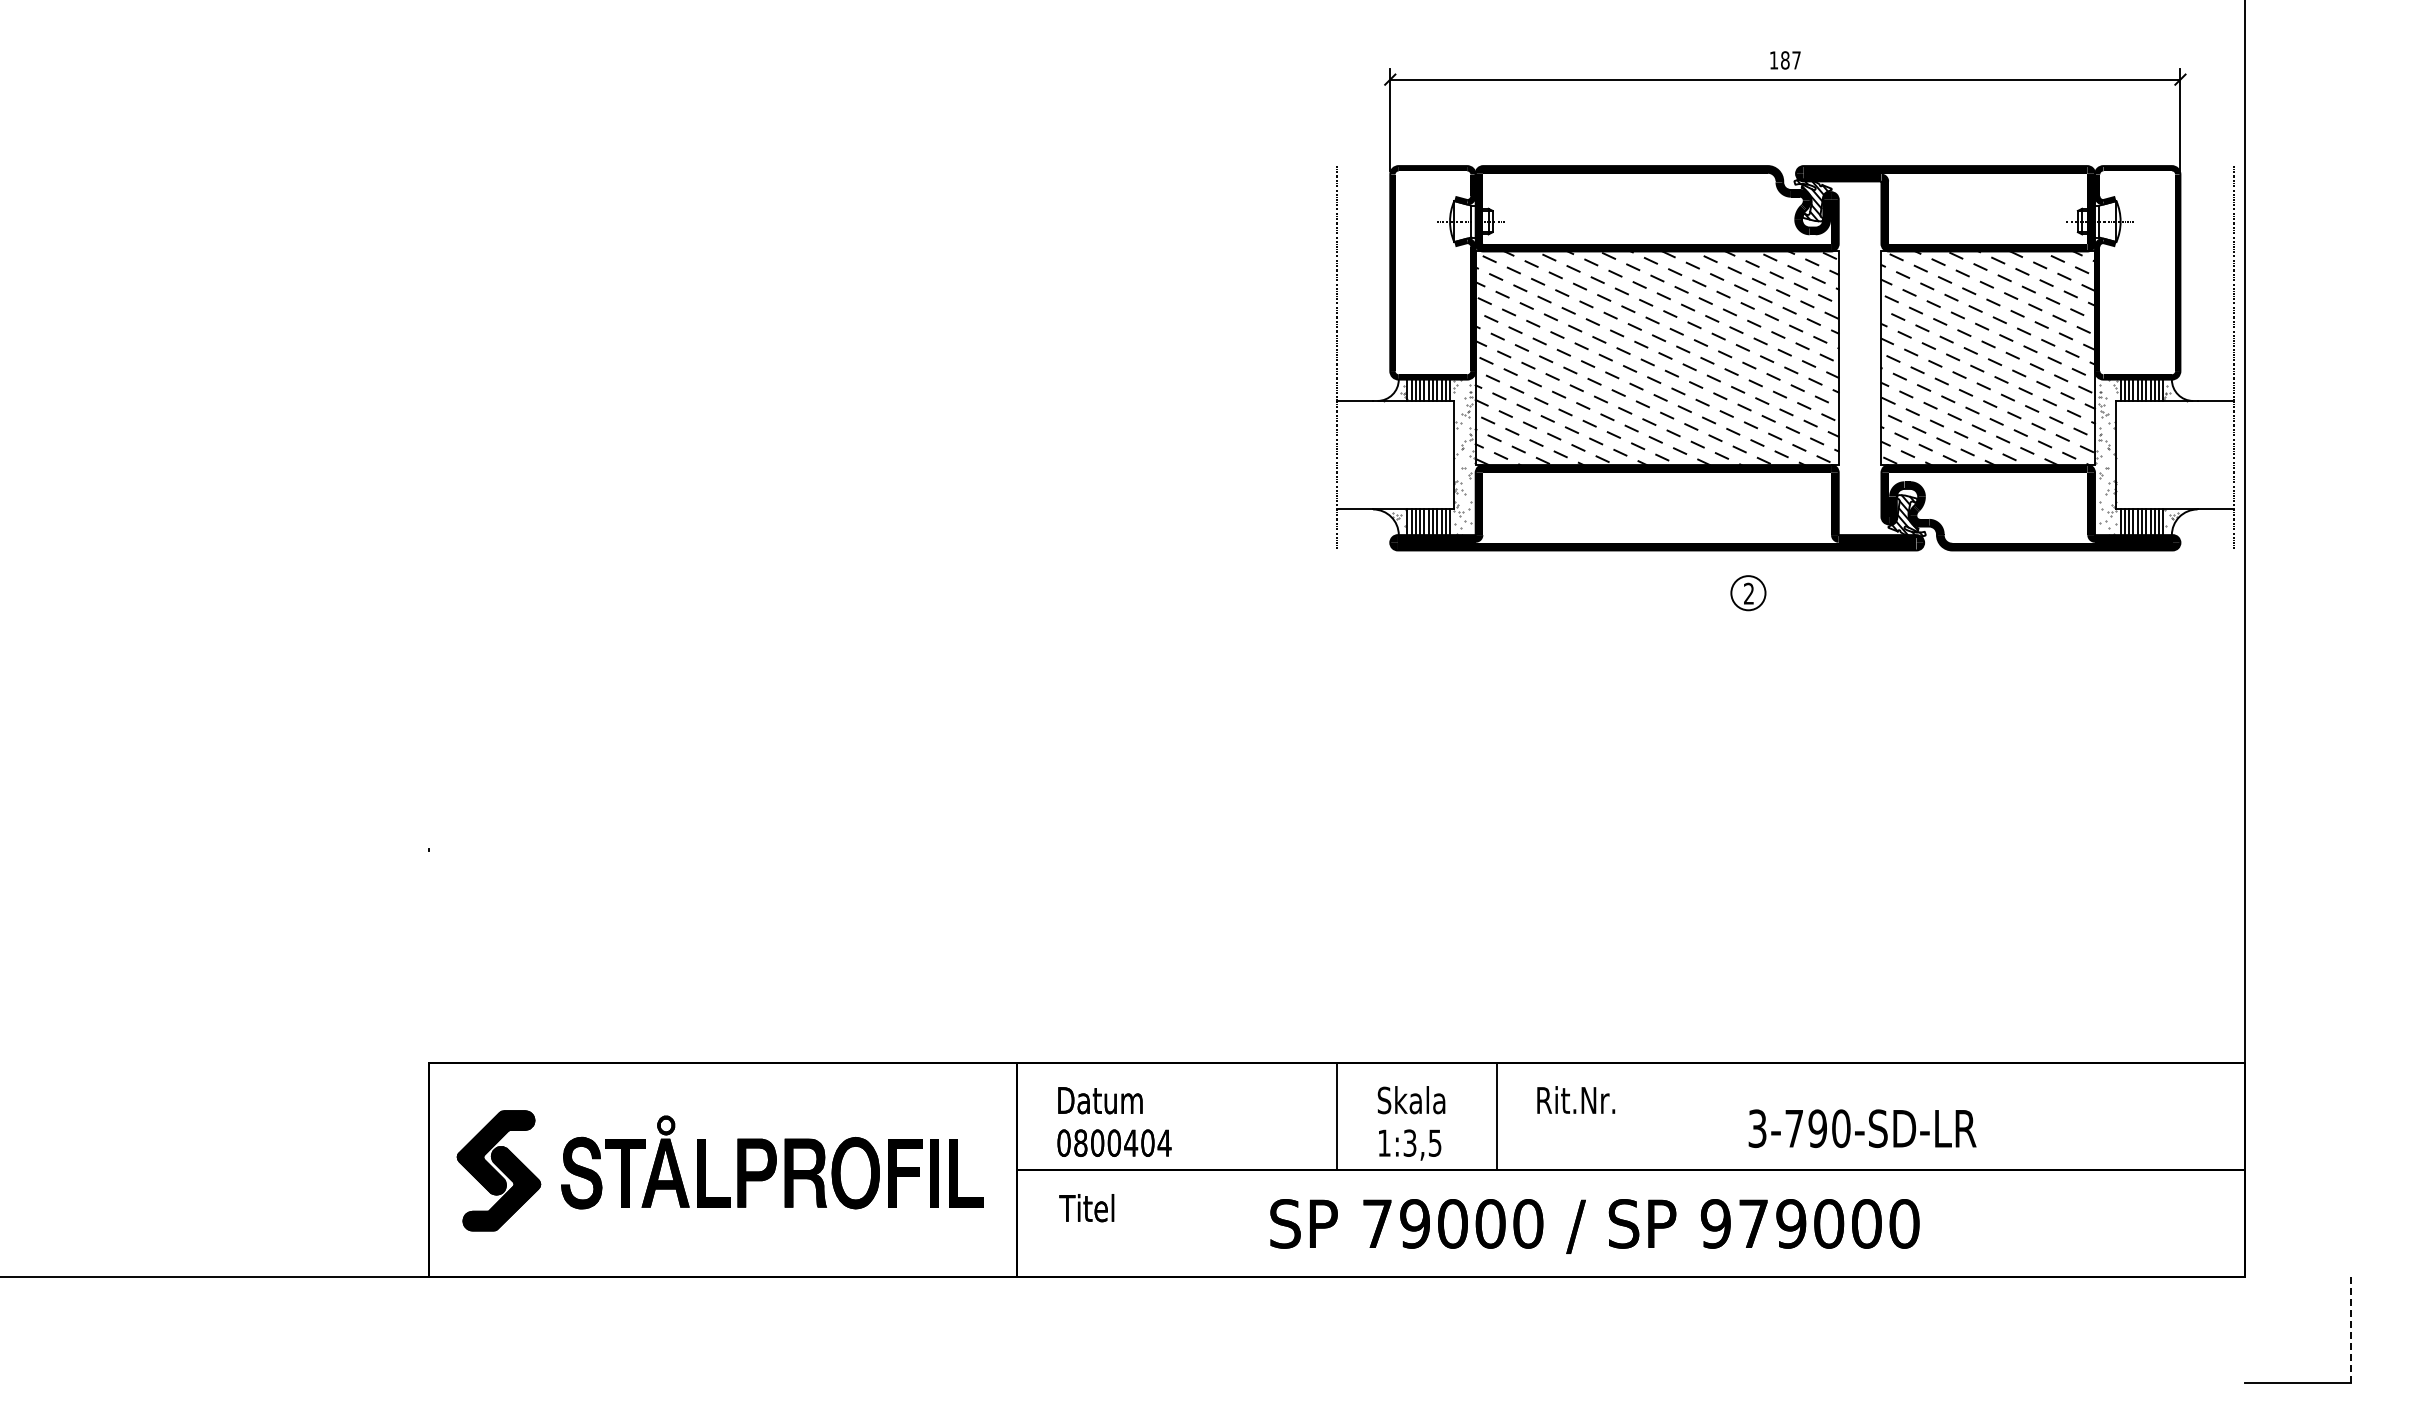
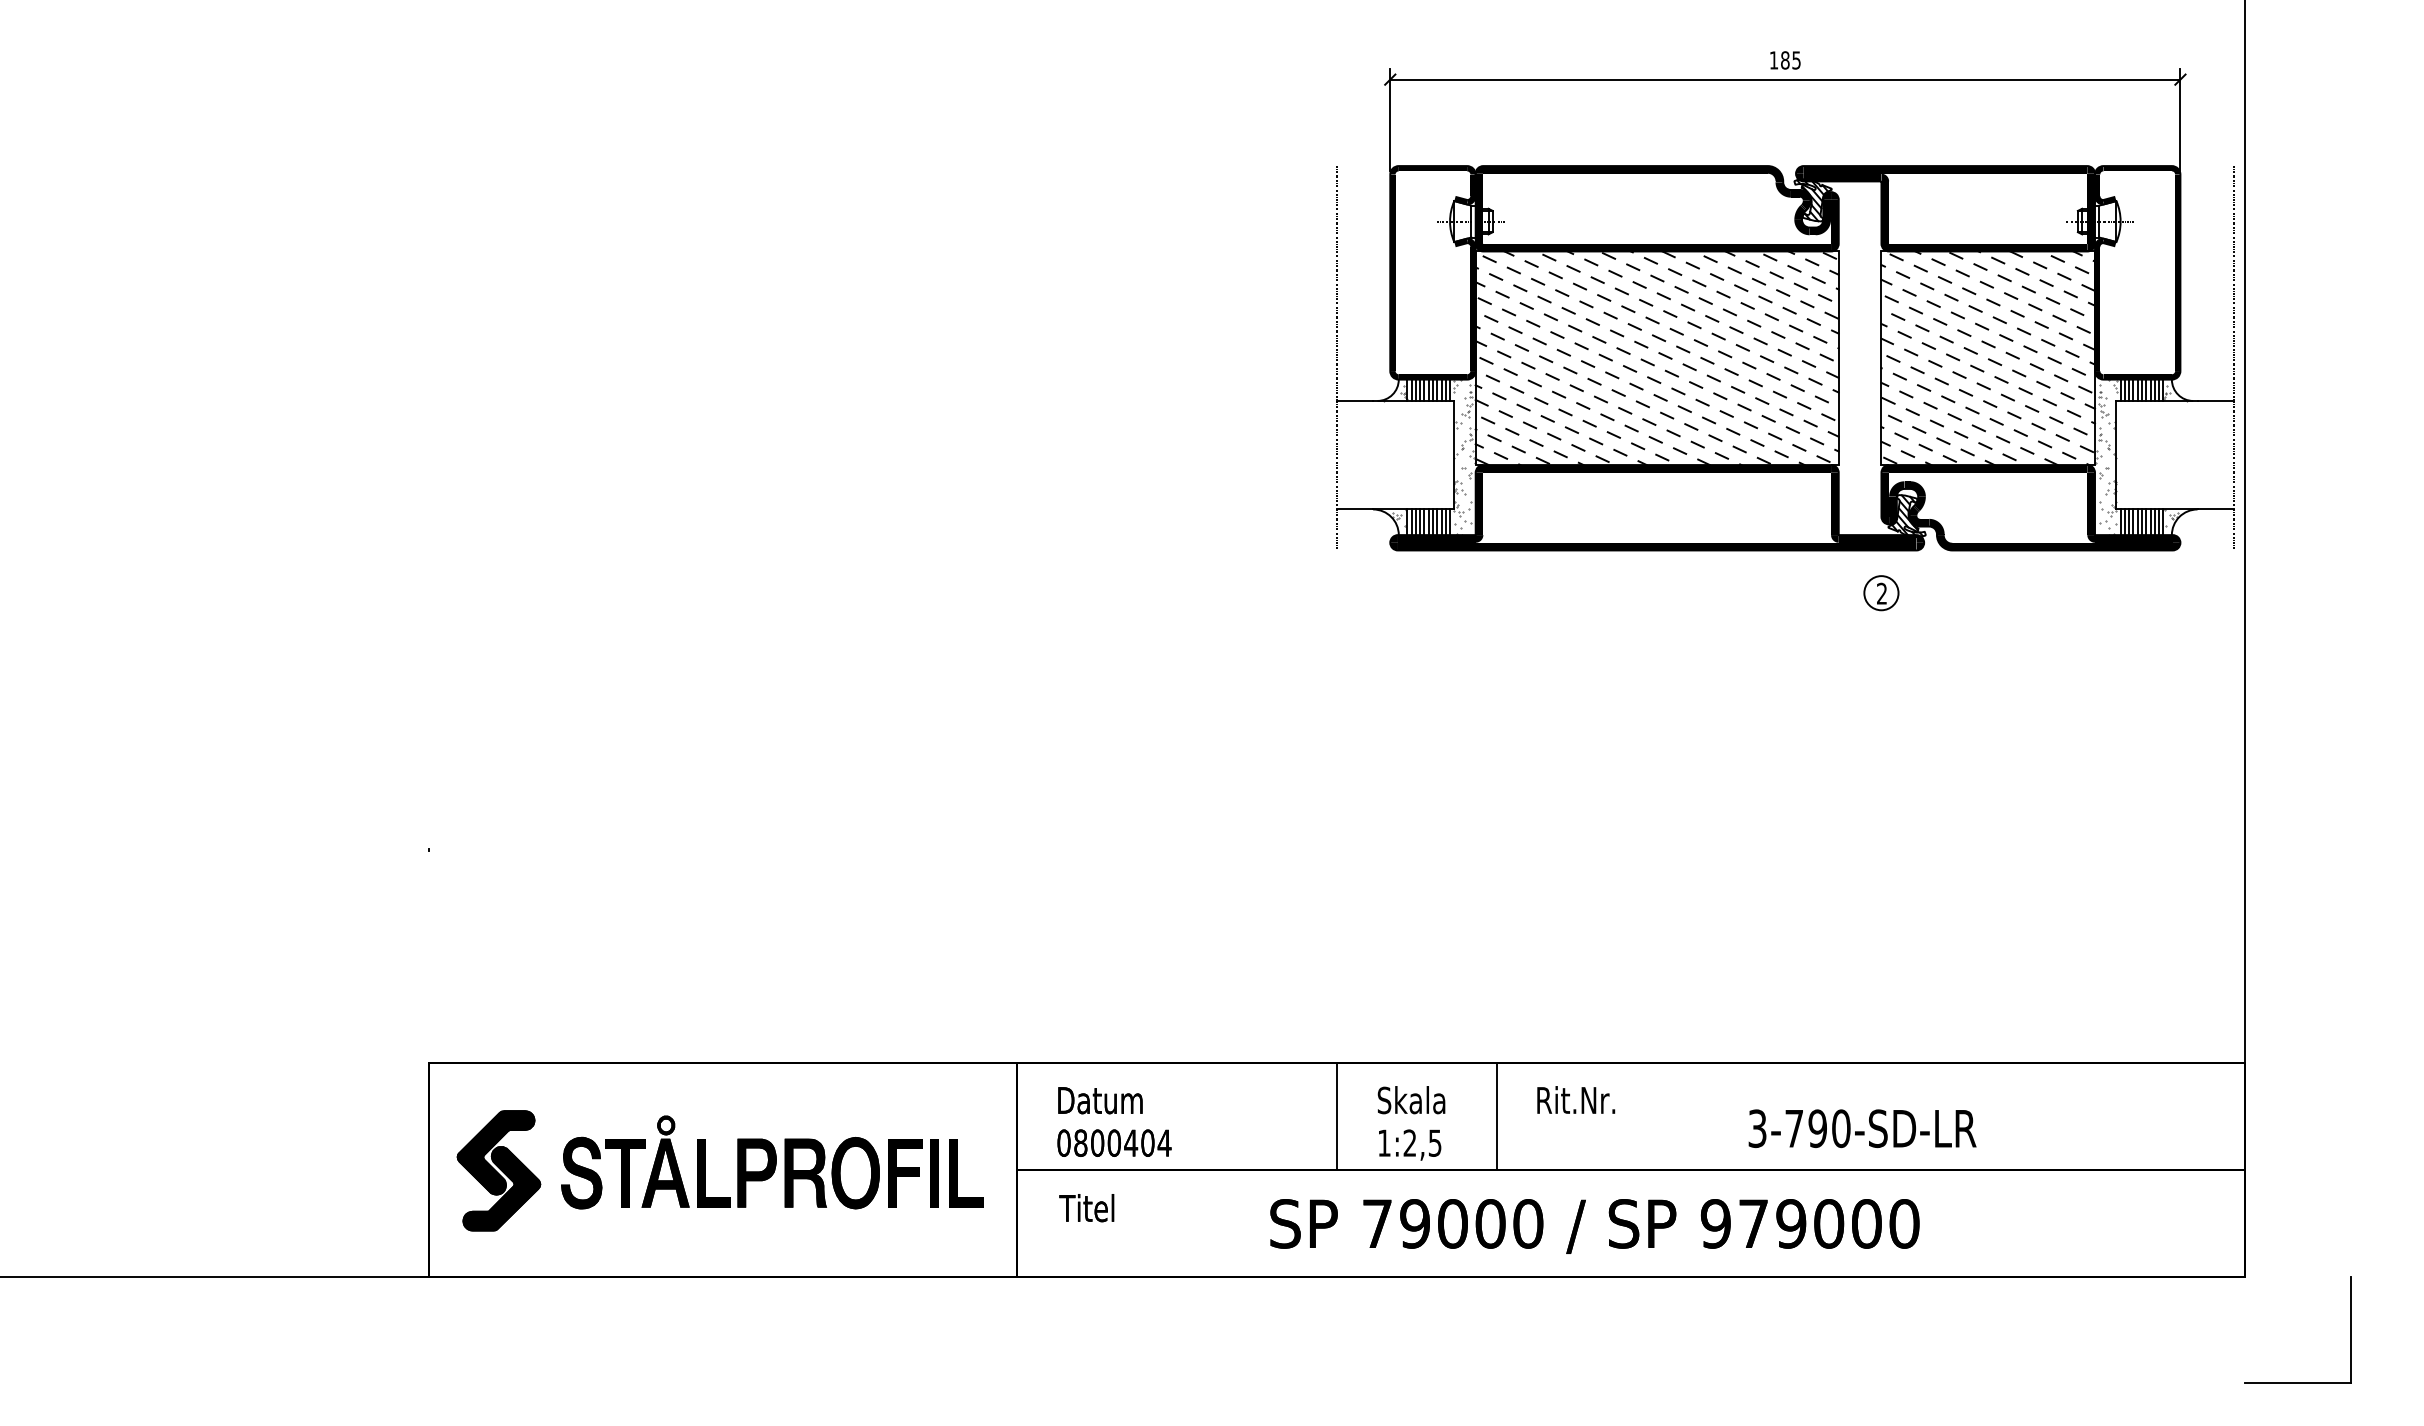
text: 187 -> 185 (1796, 60)
part position: (1748, 593) -> (1881, 593) (1881, 593)
text: 1:3,5 -> 1:2,5 (1409, 1142)
line: dashed -> solid (2351, 1329)
